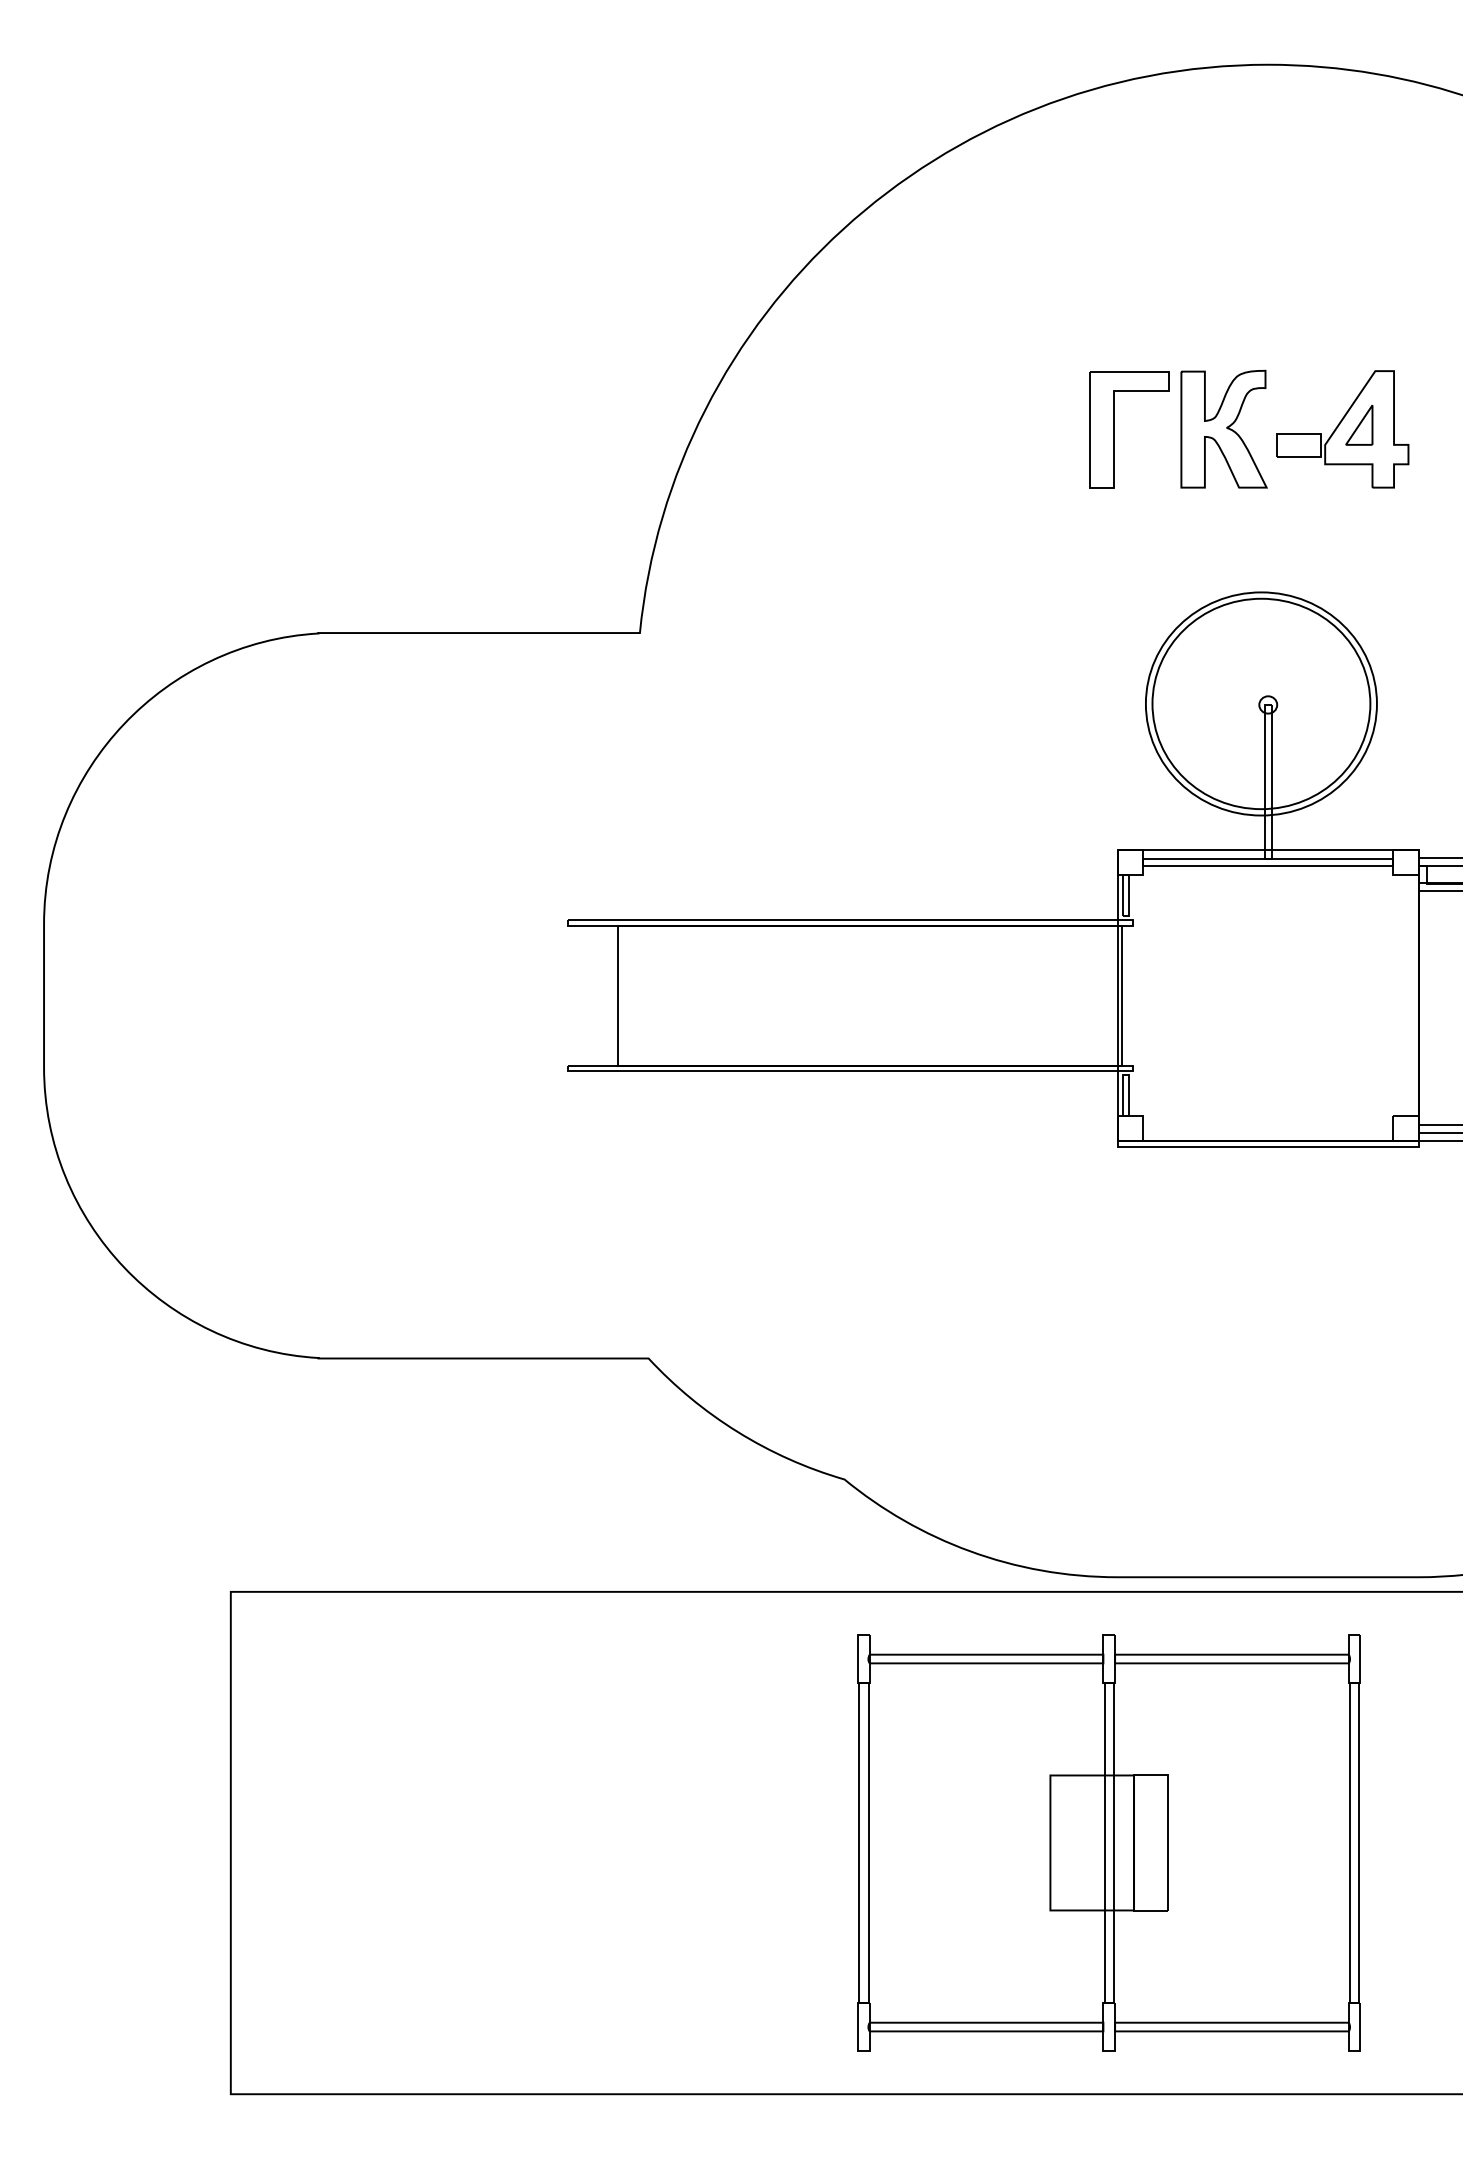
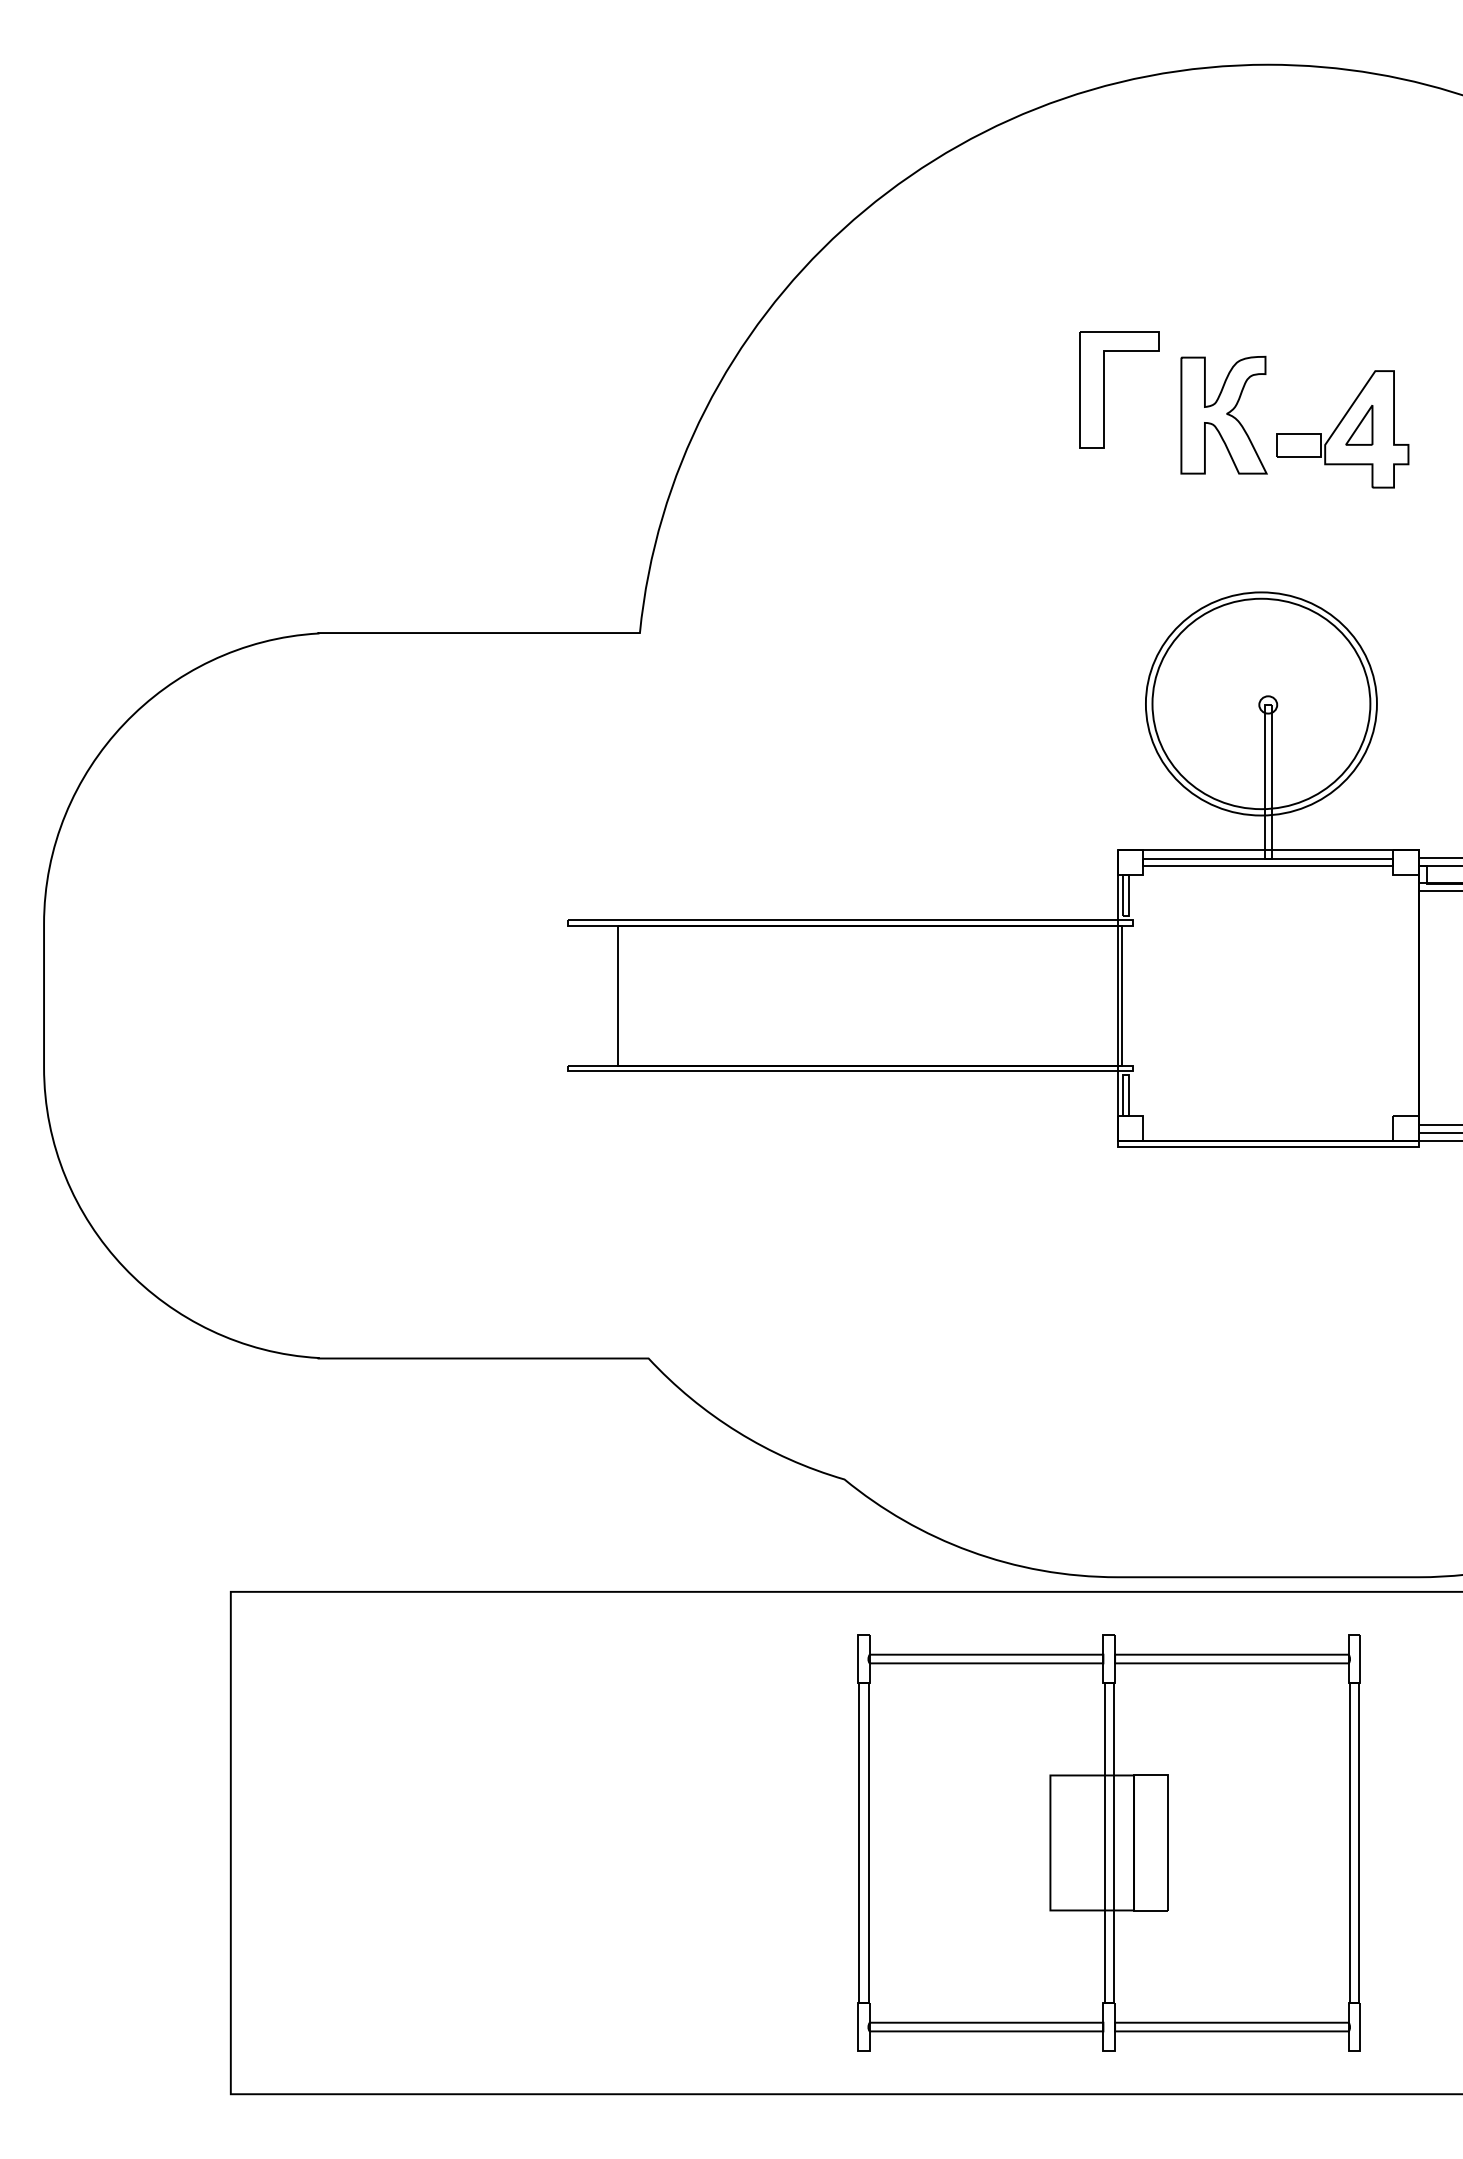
part position: (1223, 428) -> (1223, 414) (1223, 414)
part position: (1114, 429) -> (1104, 389) (1104, 389)
